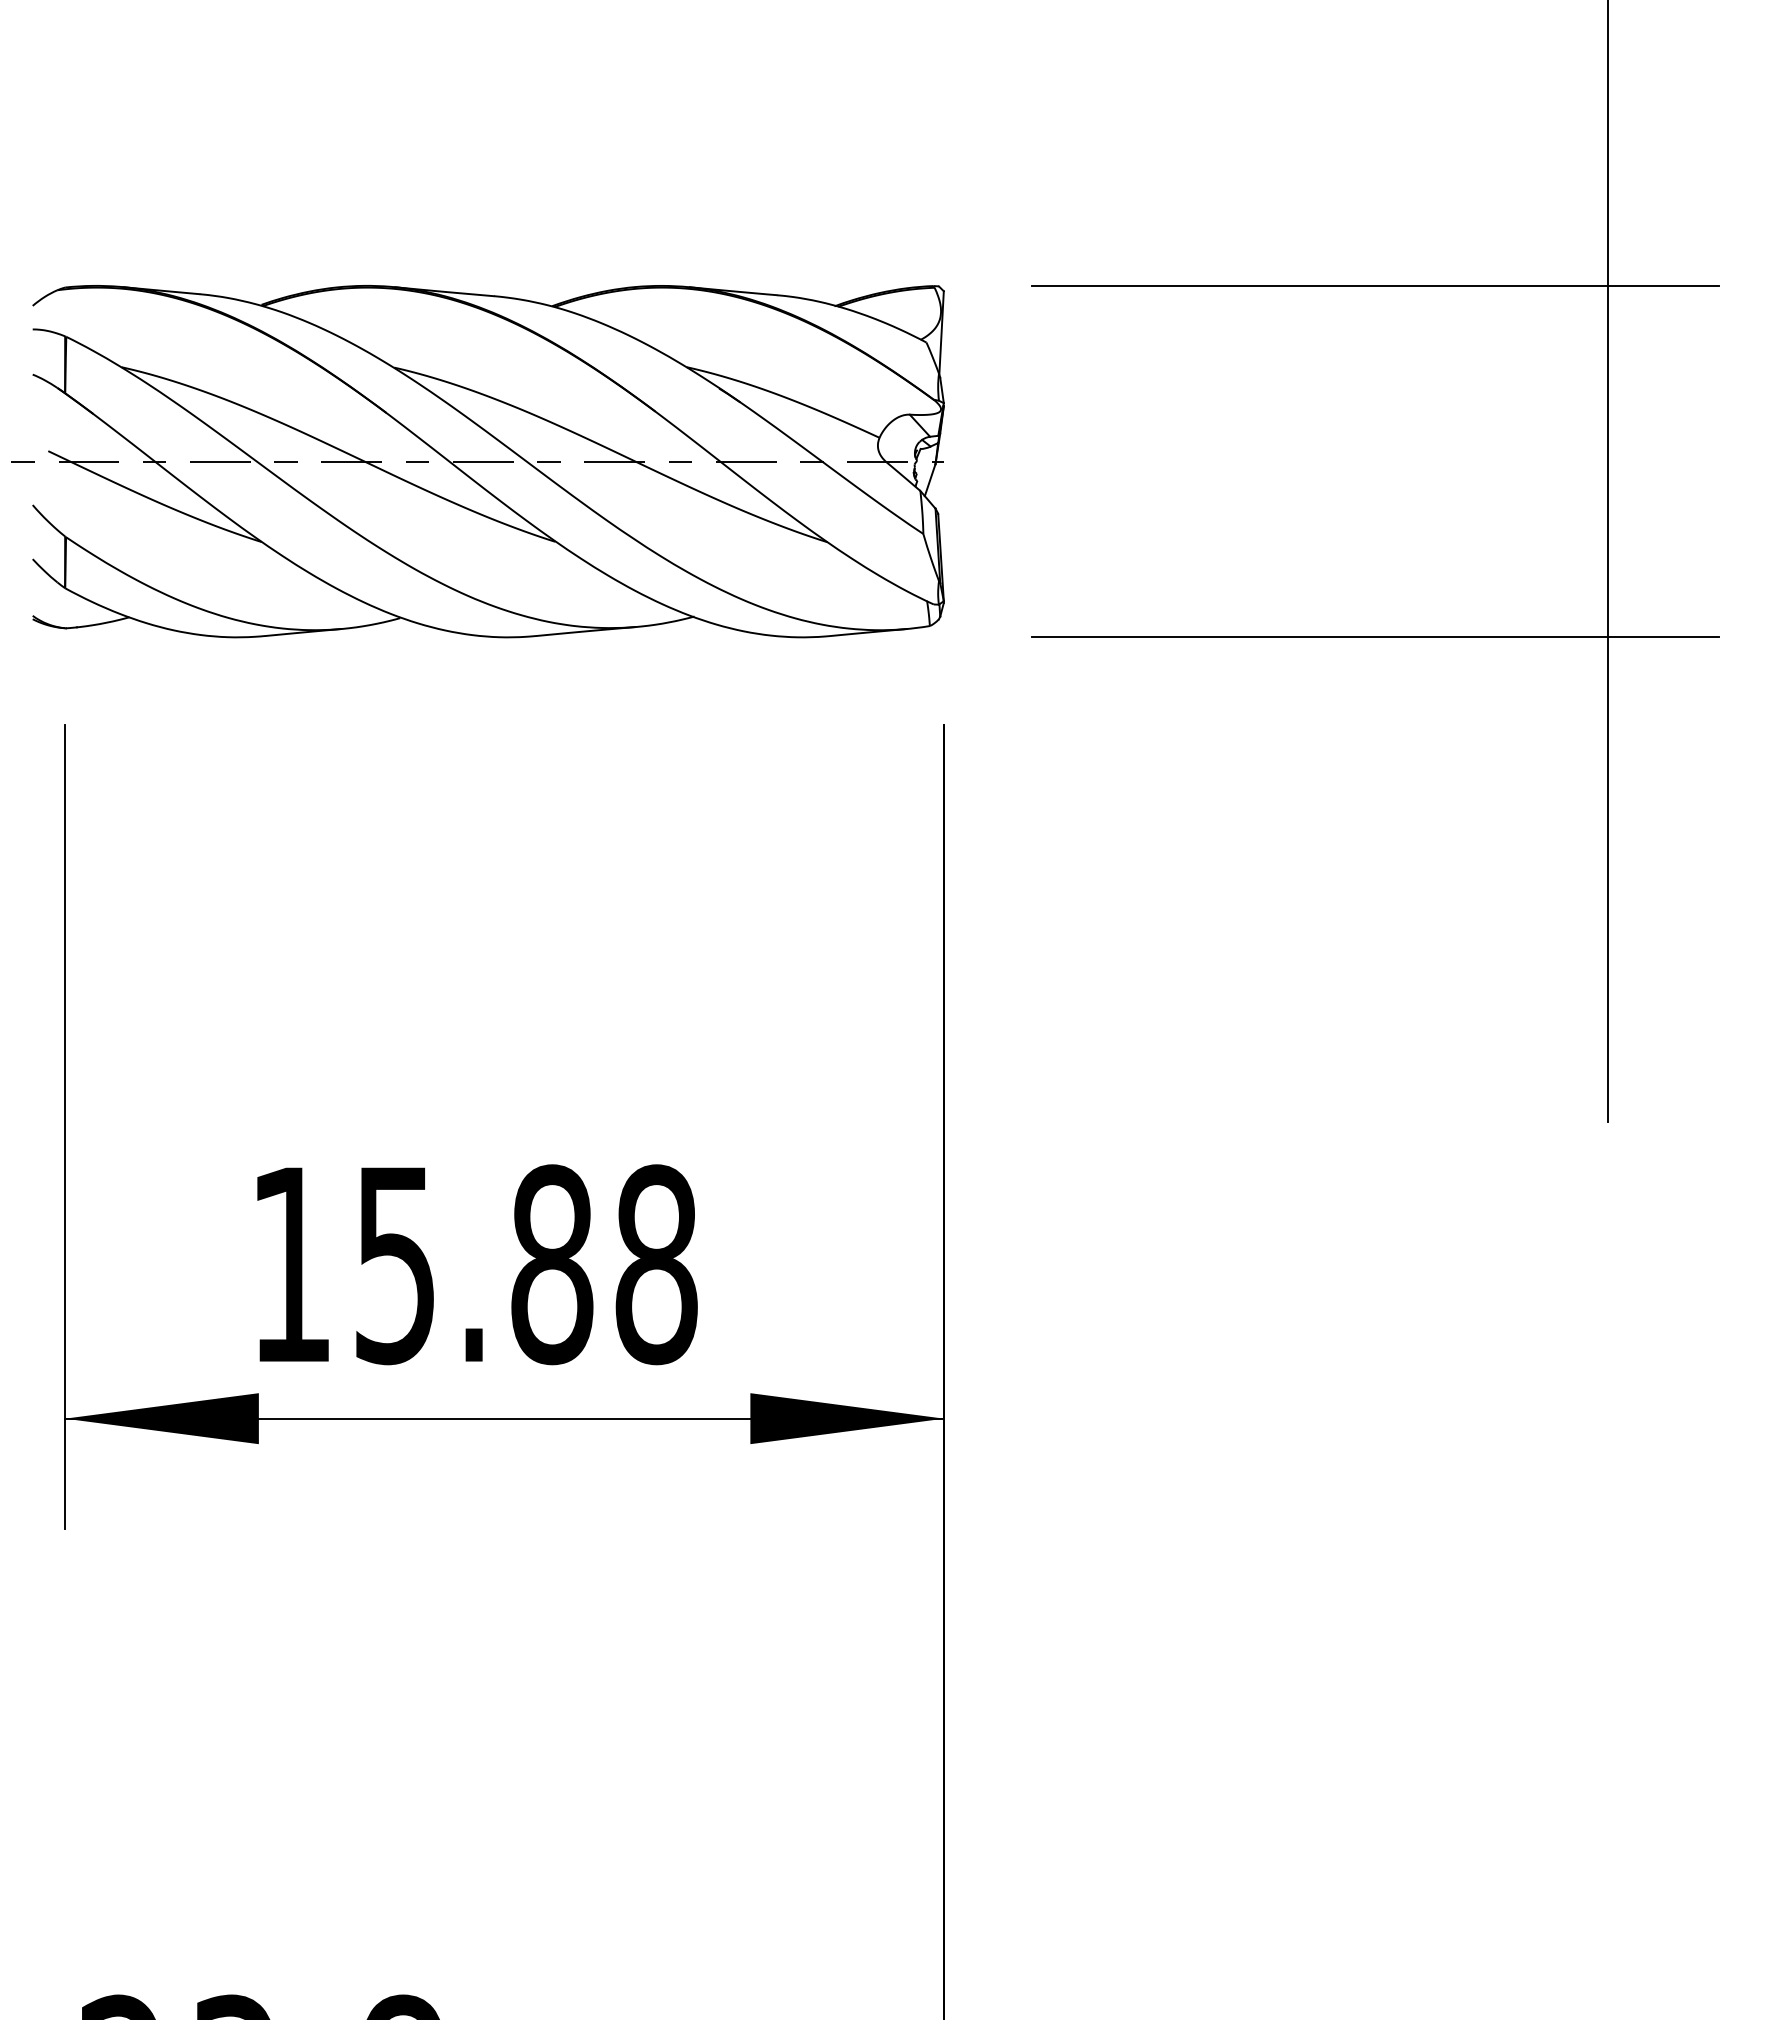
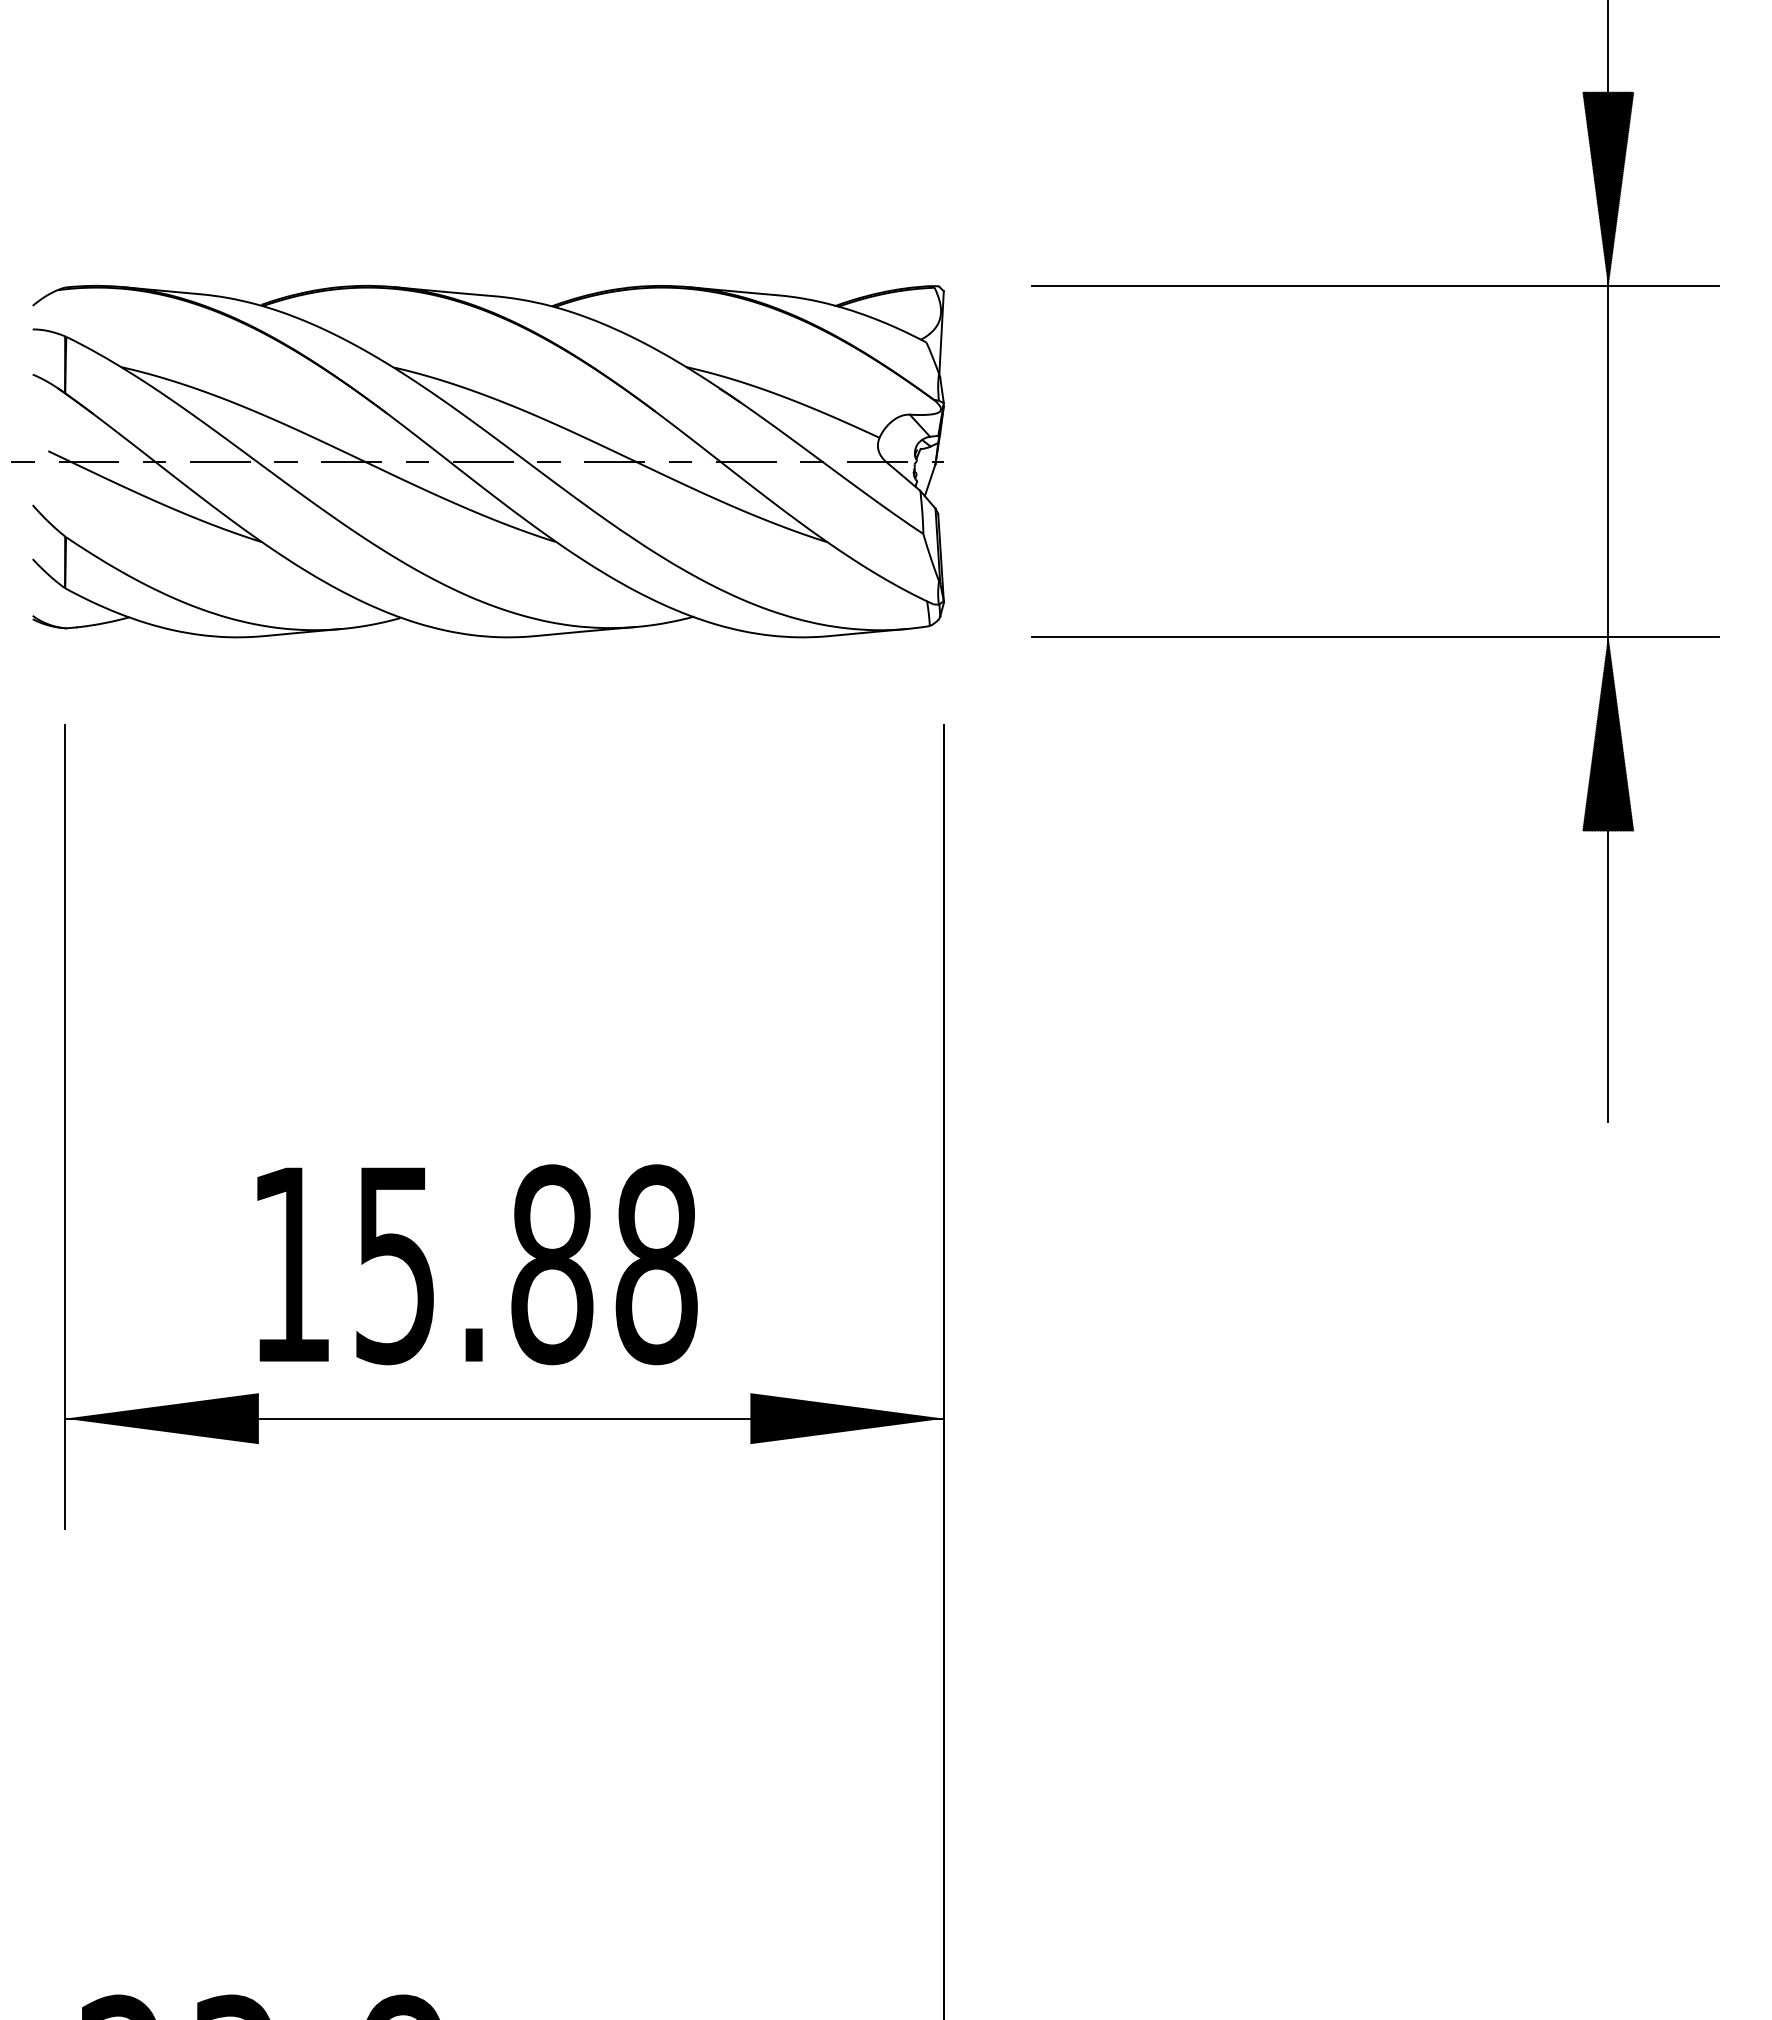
hatch: none -> present (1607, 188)
hatch: none -> present (1607, 734)
